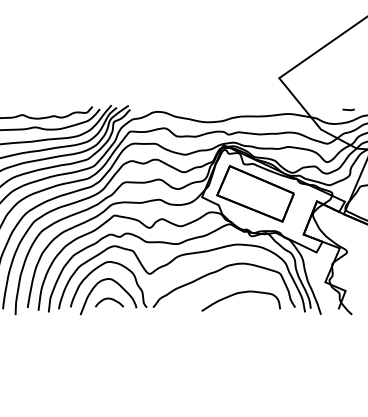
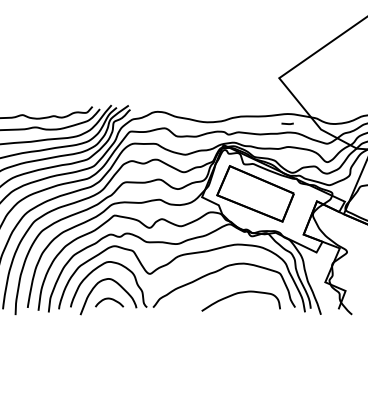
line position: (348, 109) -> (287, 123) (287, 123)
